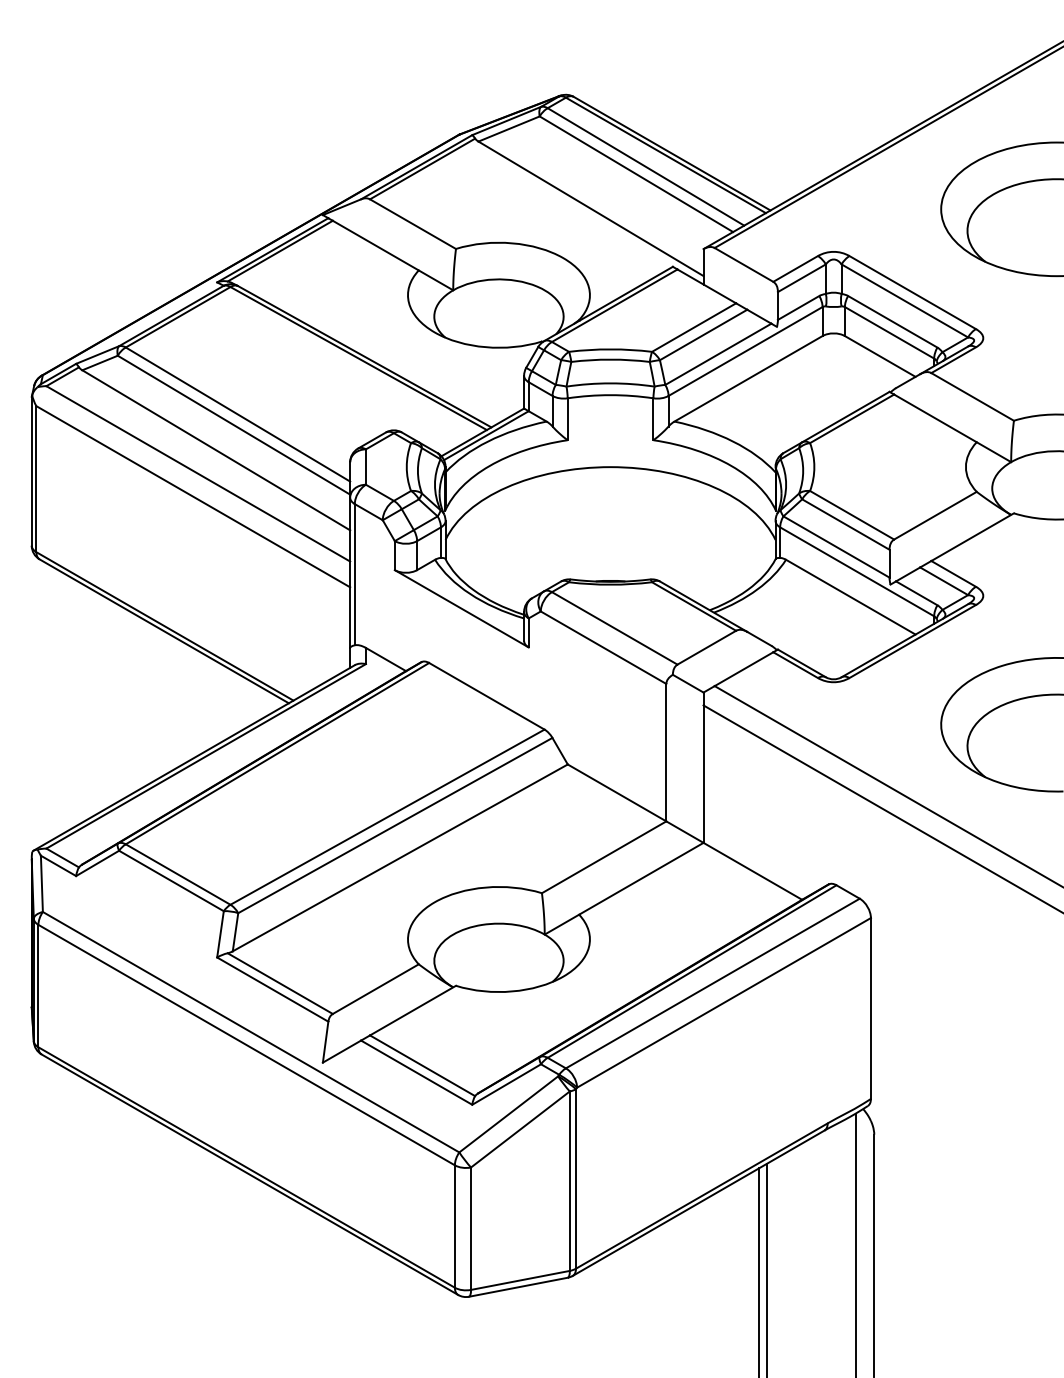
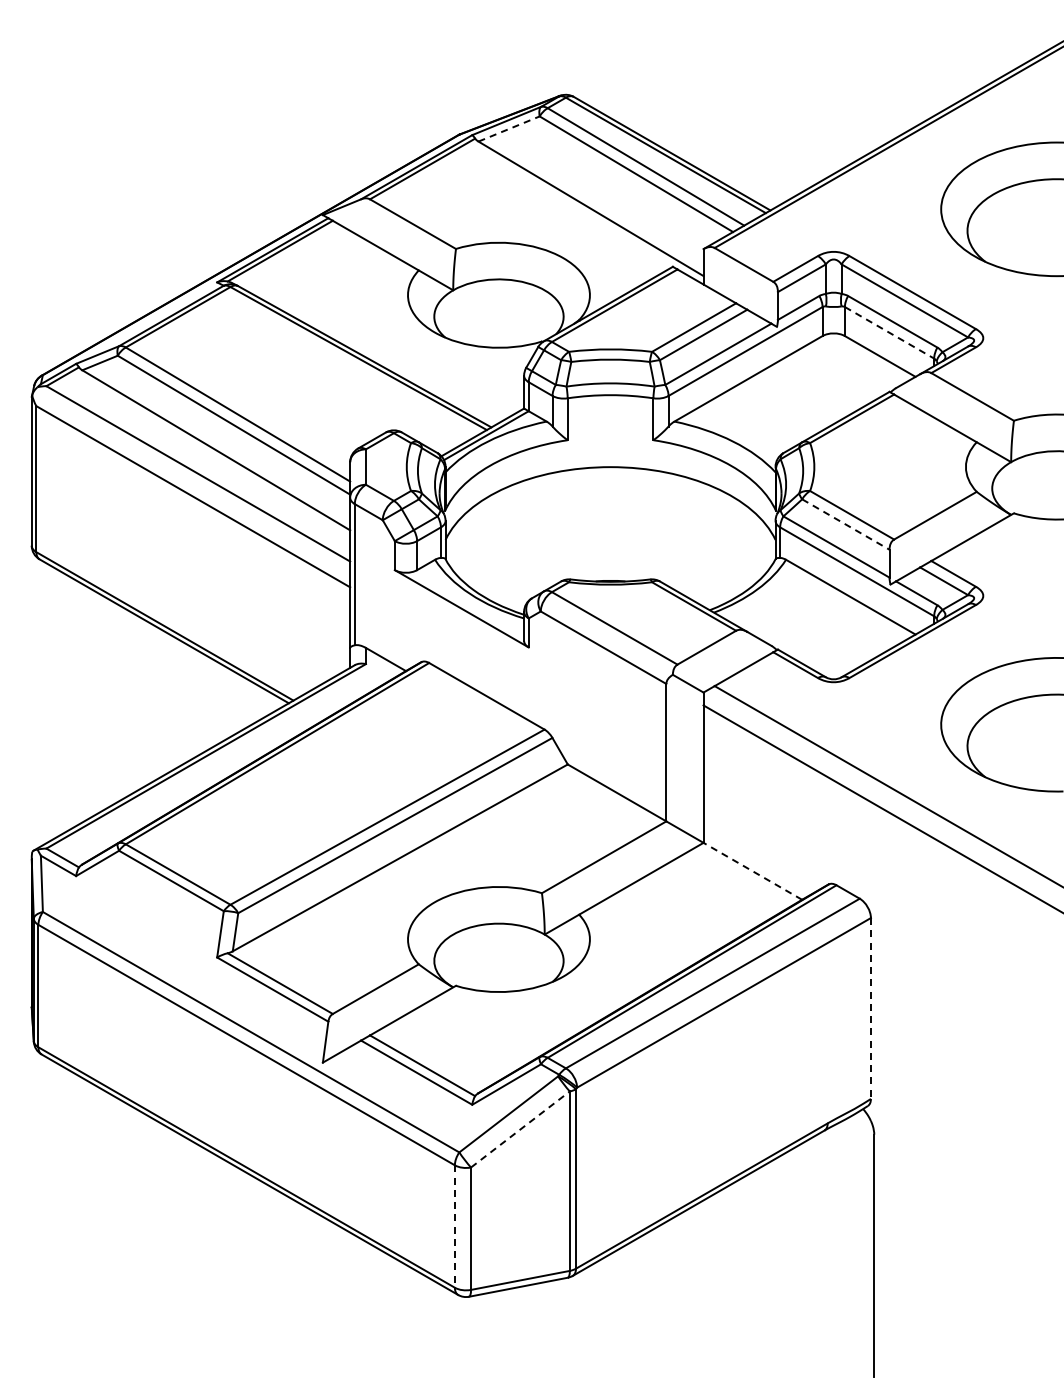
line: solid -> dashed (509, 128)
line: solid -> dashed (889, 332)
line: solid -> dashed (846, 524)
line: solid -> dashed (752, 871)
line: solid -> dashed (870, 1008)
line: solid -> dashed (520, 1129)
line: solid -> dashed (454, 1227)
line: present -> none (855, 1243)
line: present -> none (767, 1268)
line: present -> none (759, 1271)
